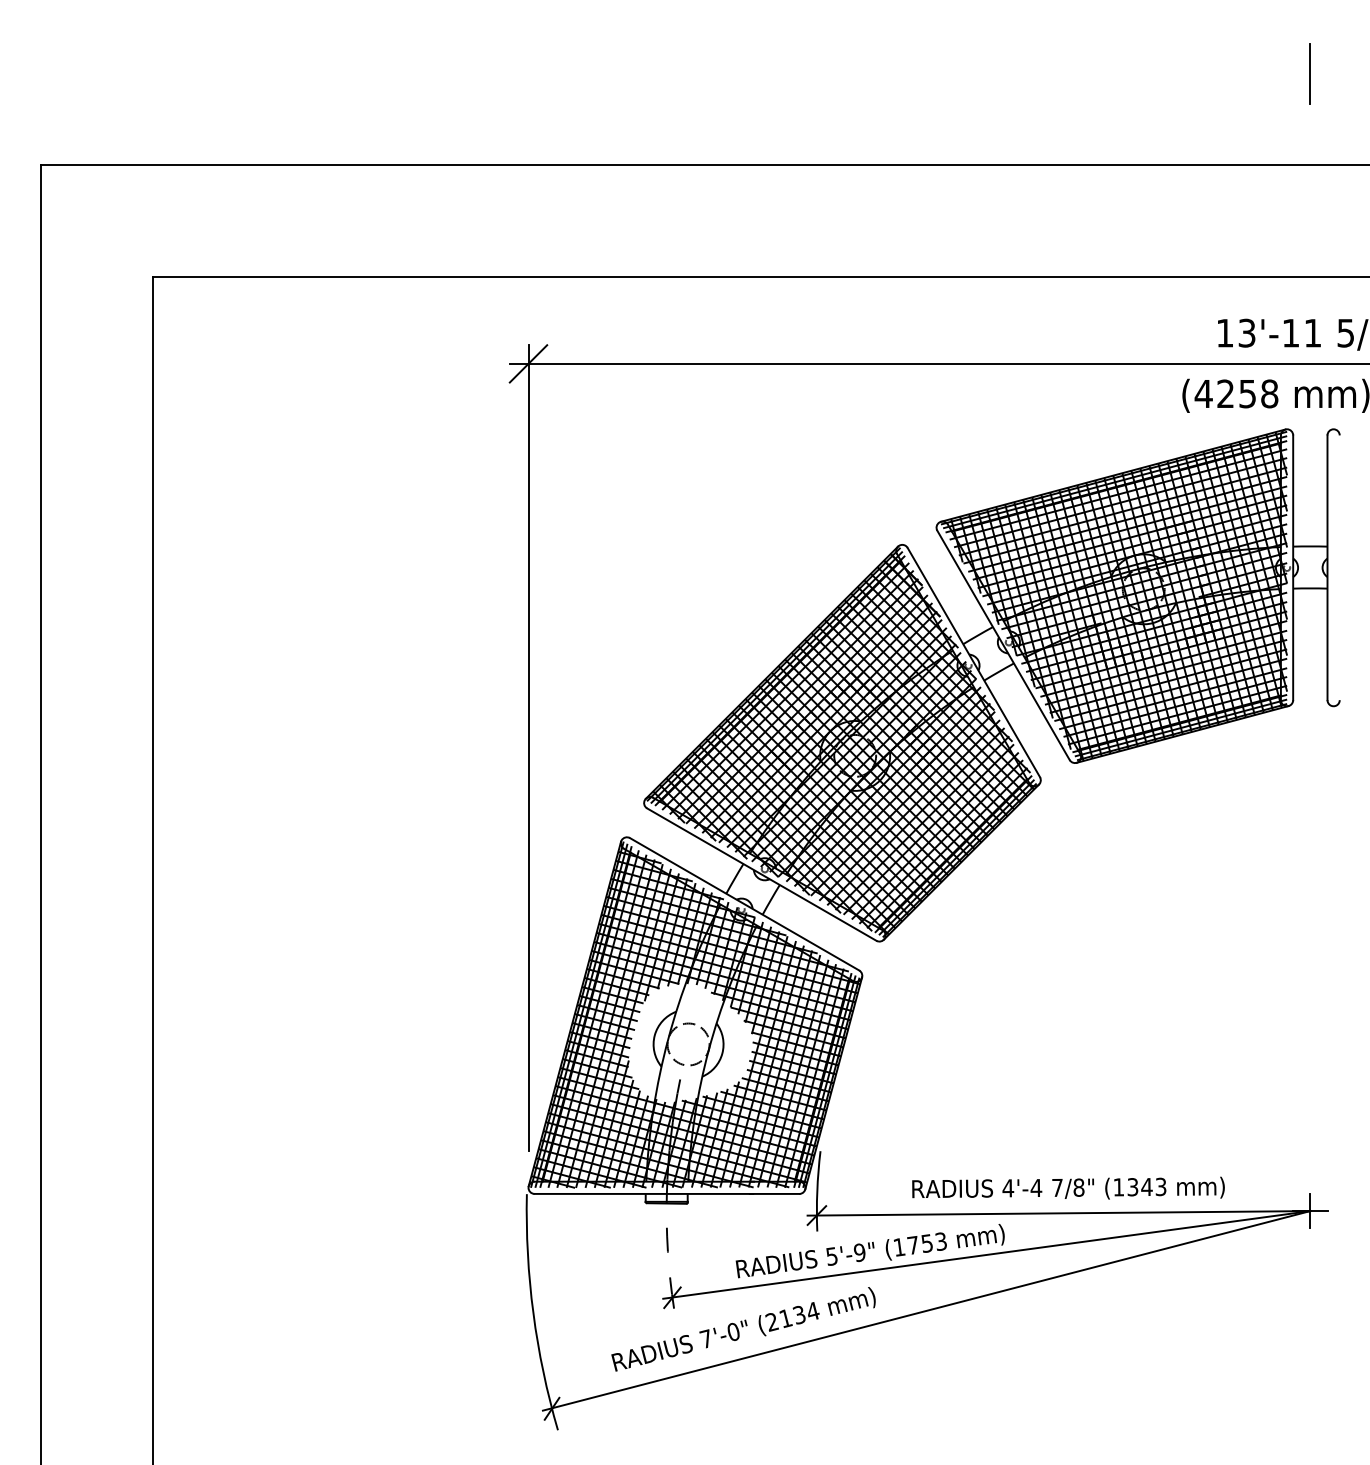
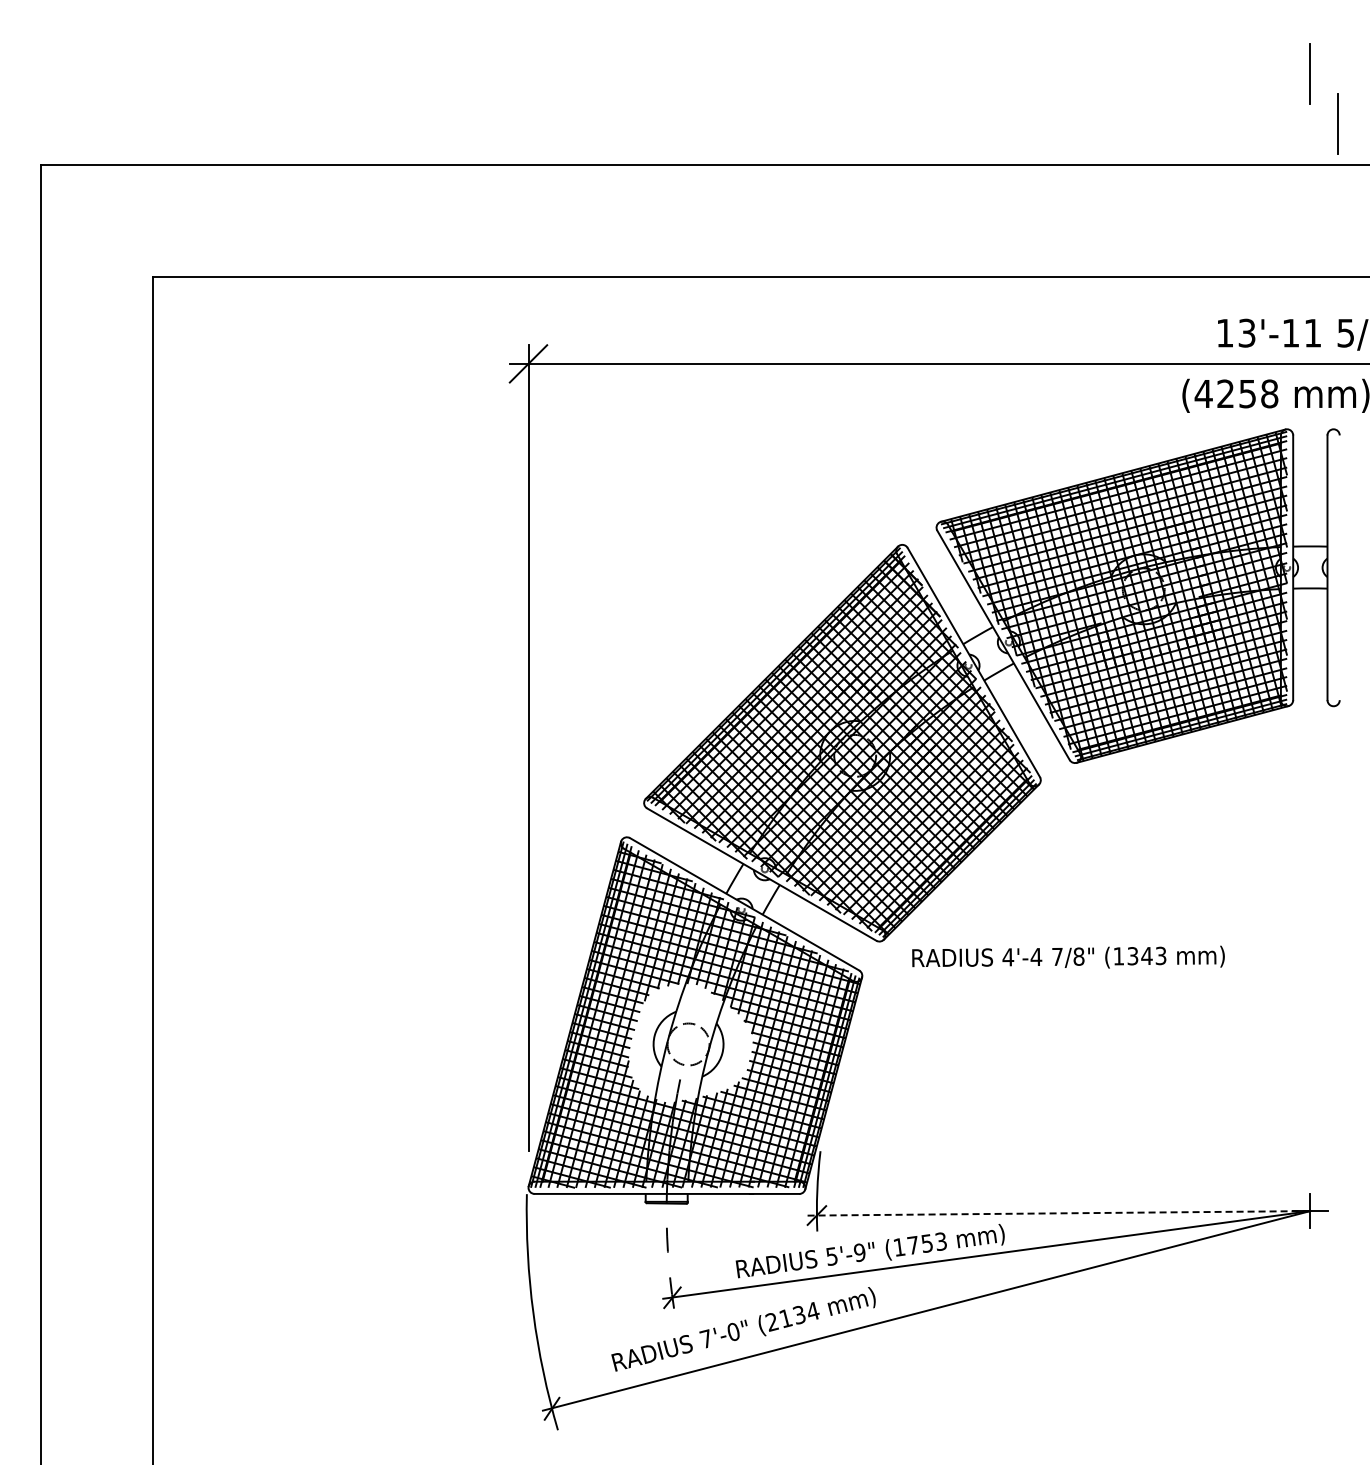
line: none -> present (1337, 123)
text position: (1068, 1187) -> (1068, 956) (1068, 956)
line: solid -> dashed (1059, 1213)
